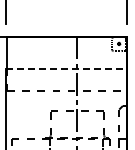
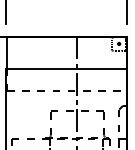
line: dashed -> solid (66, 69)
